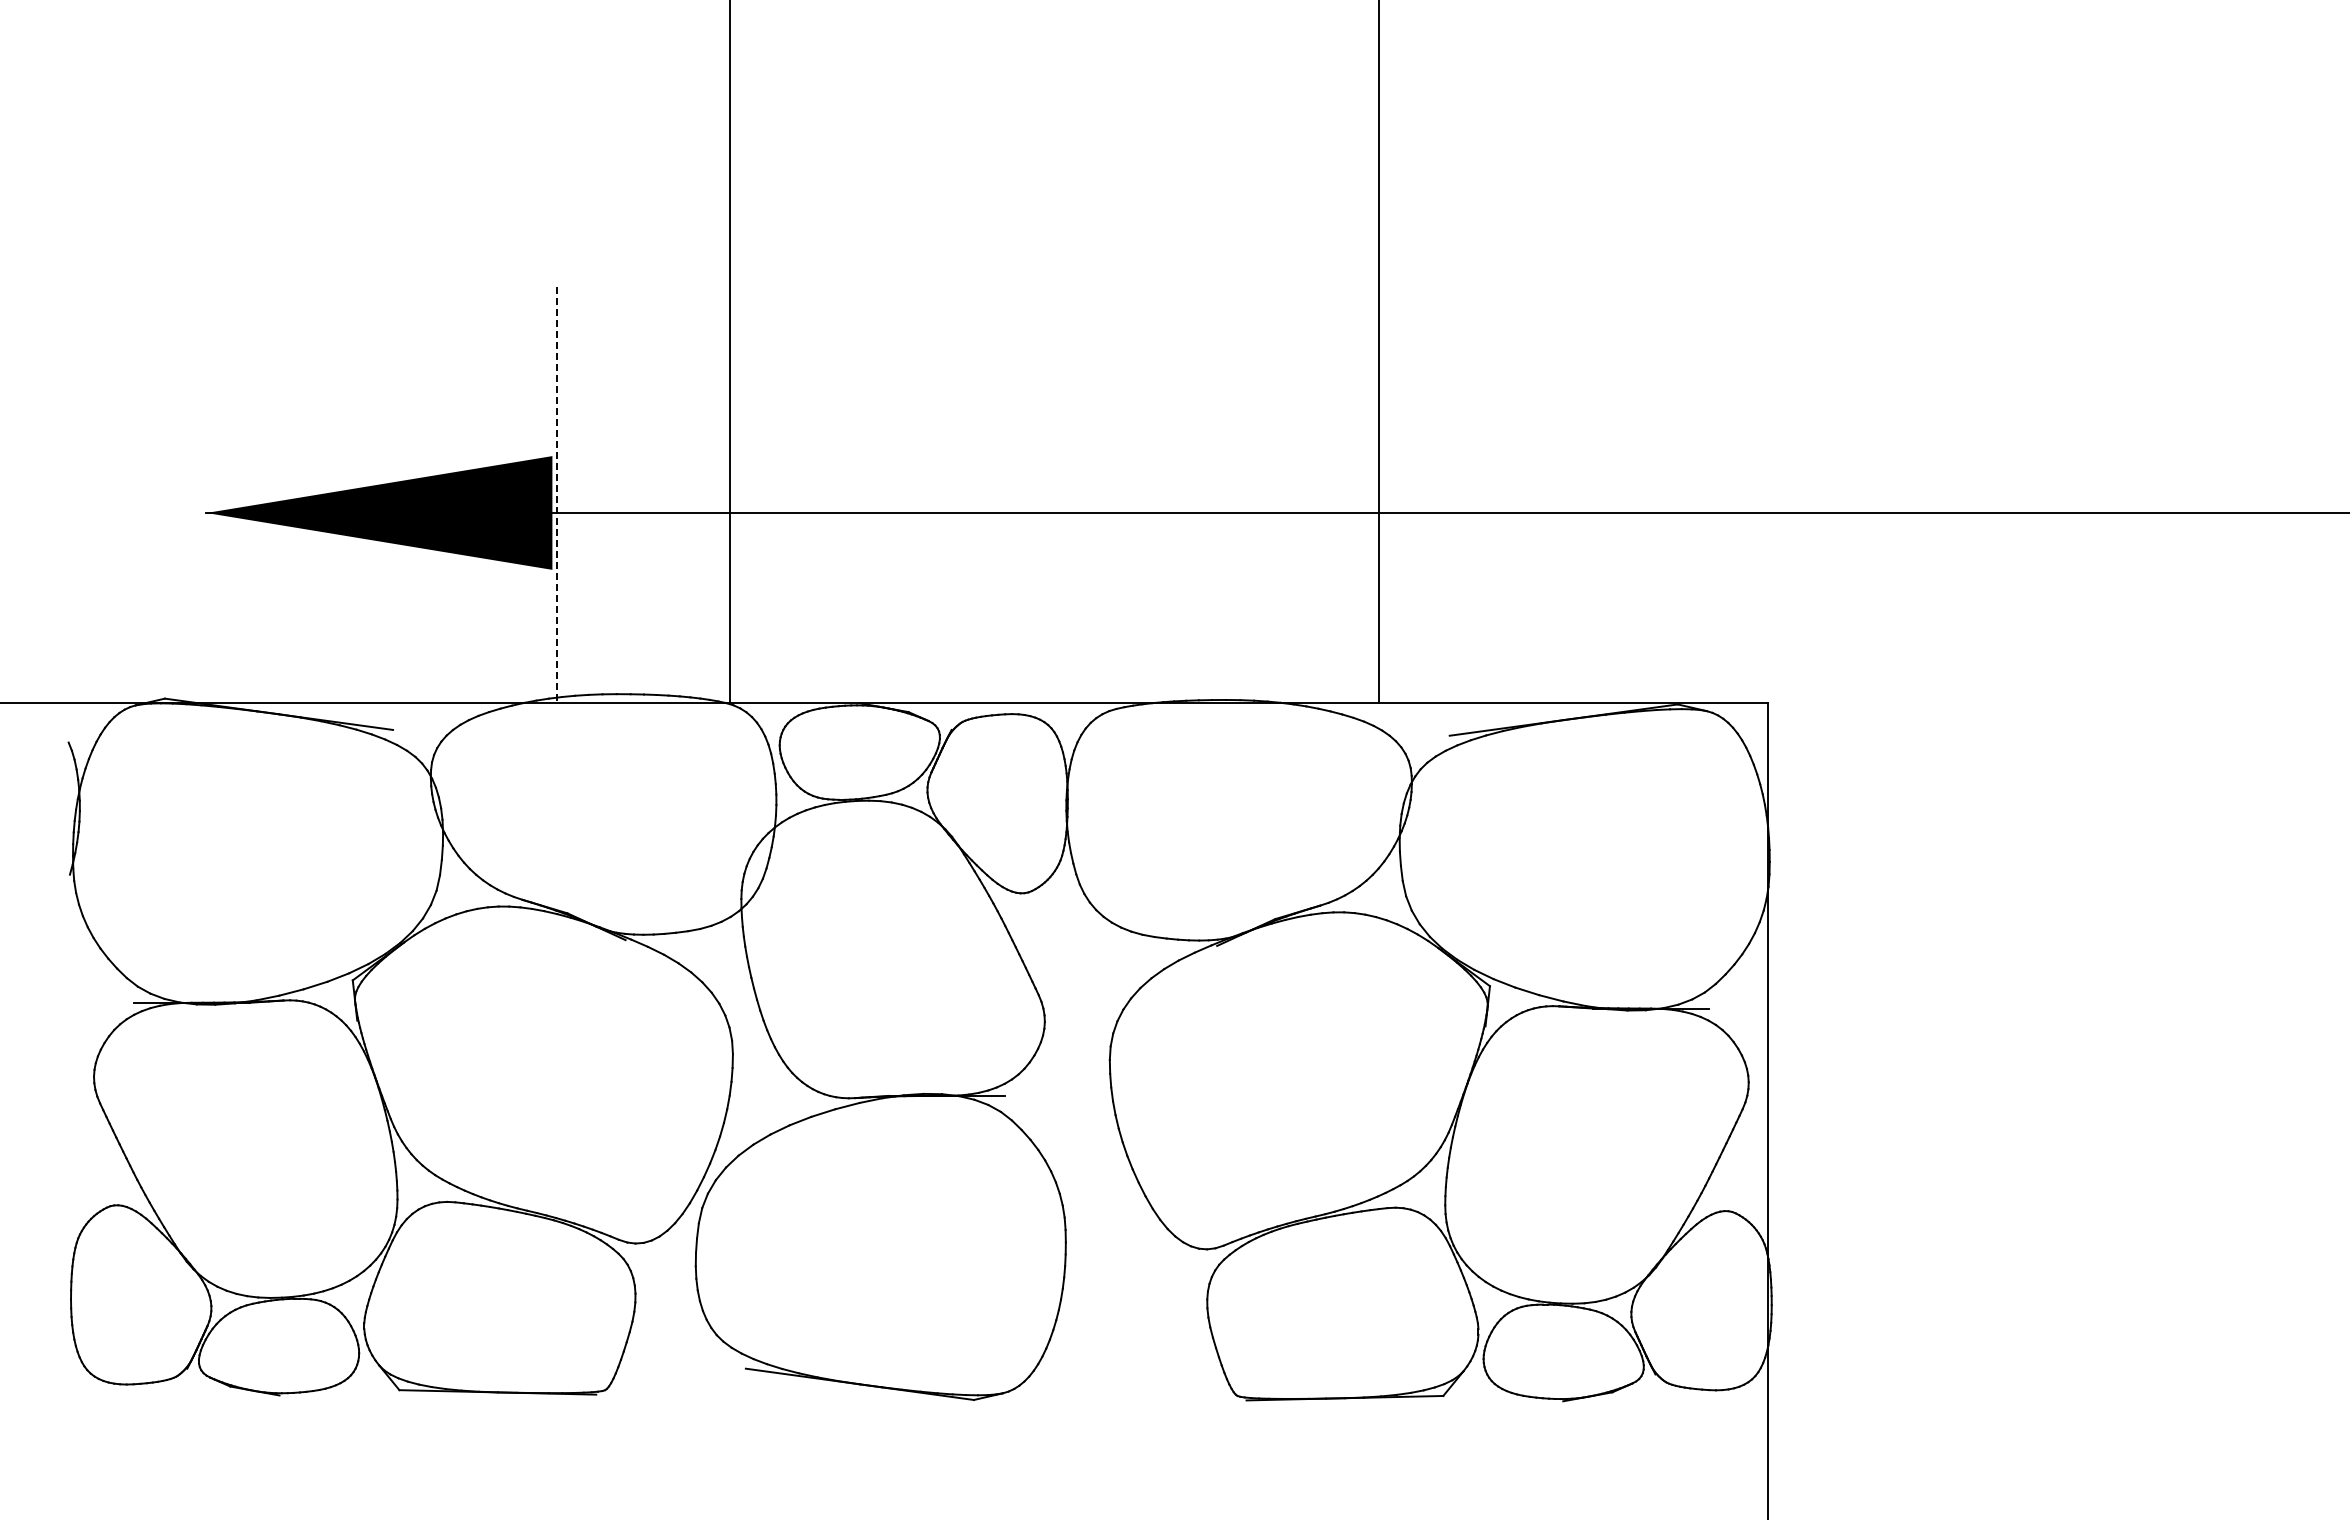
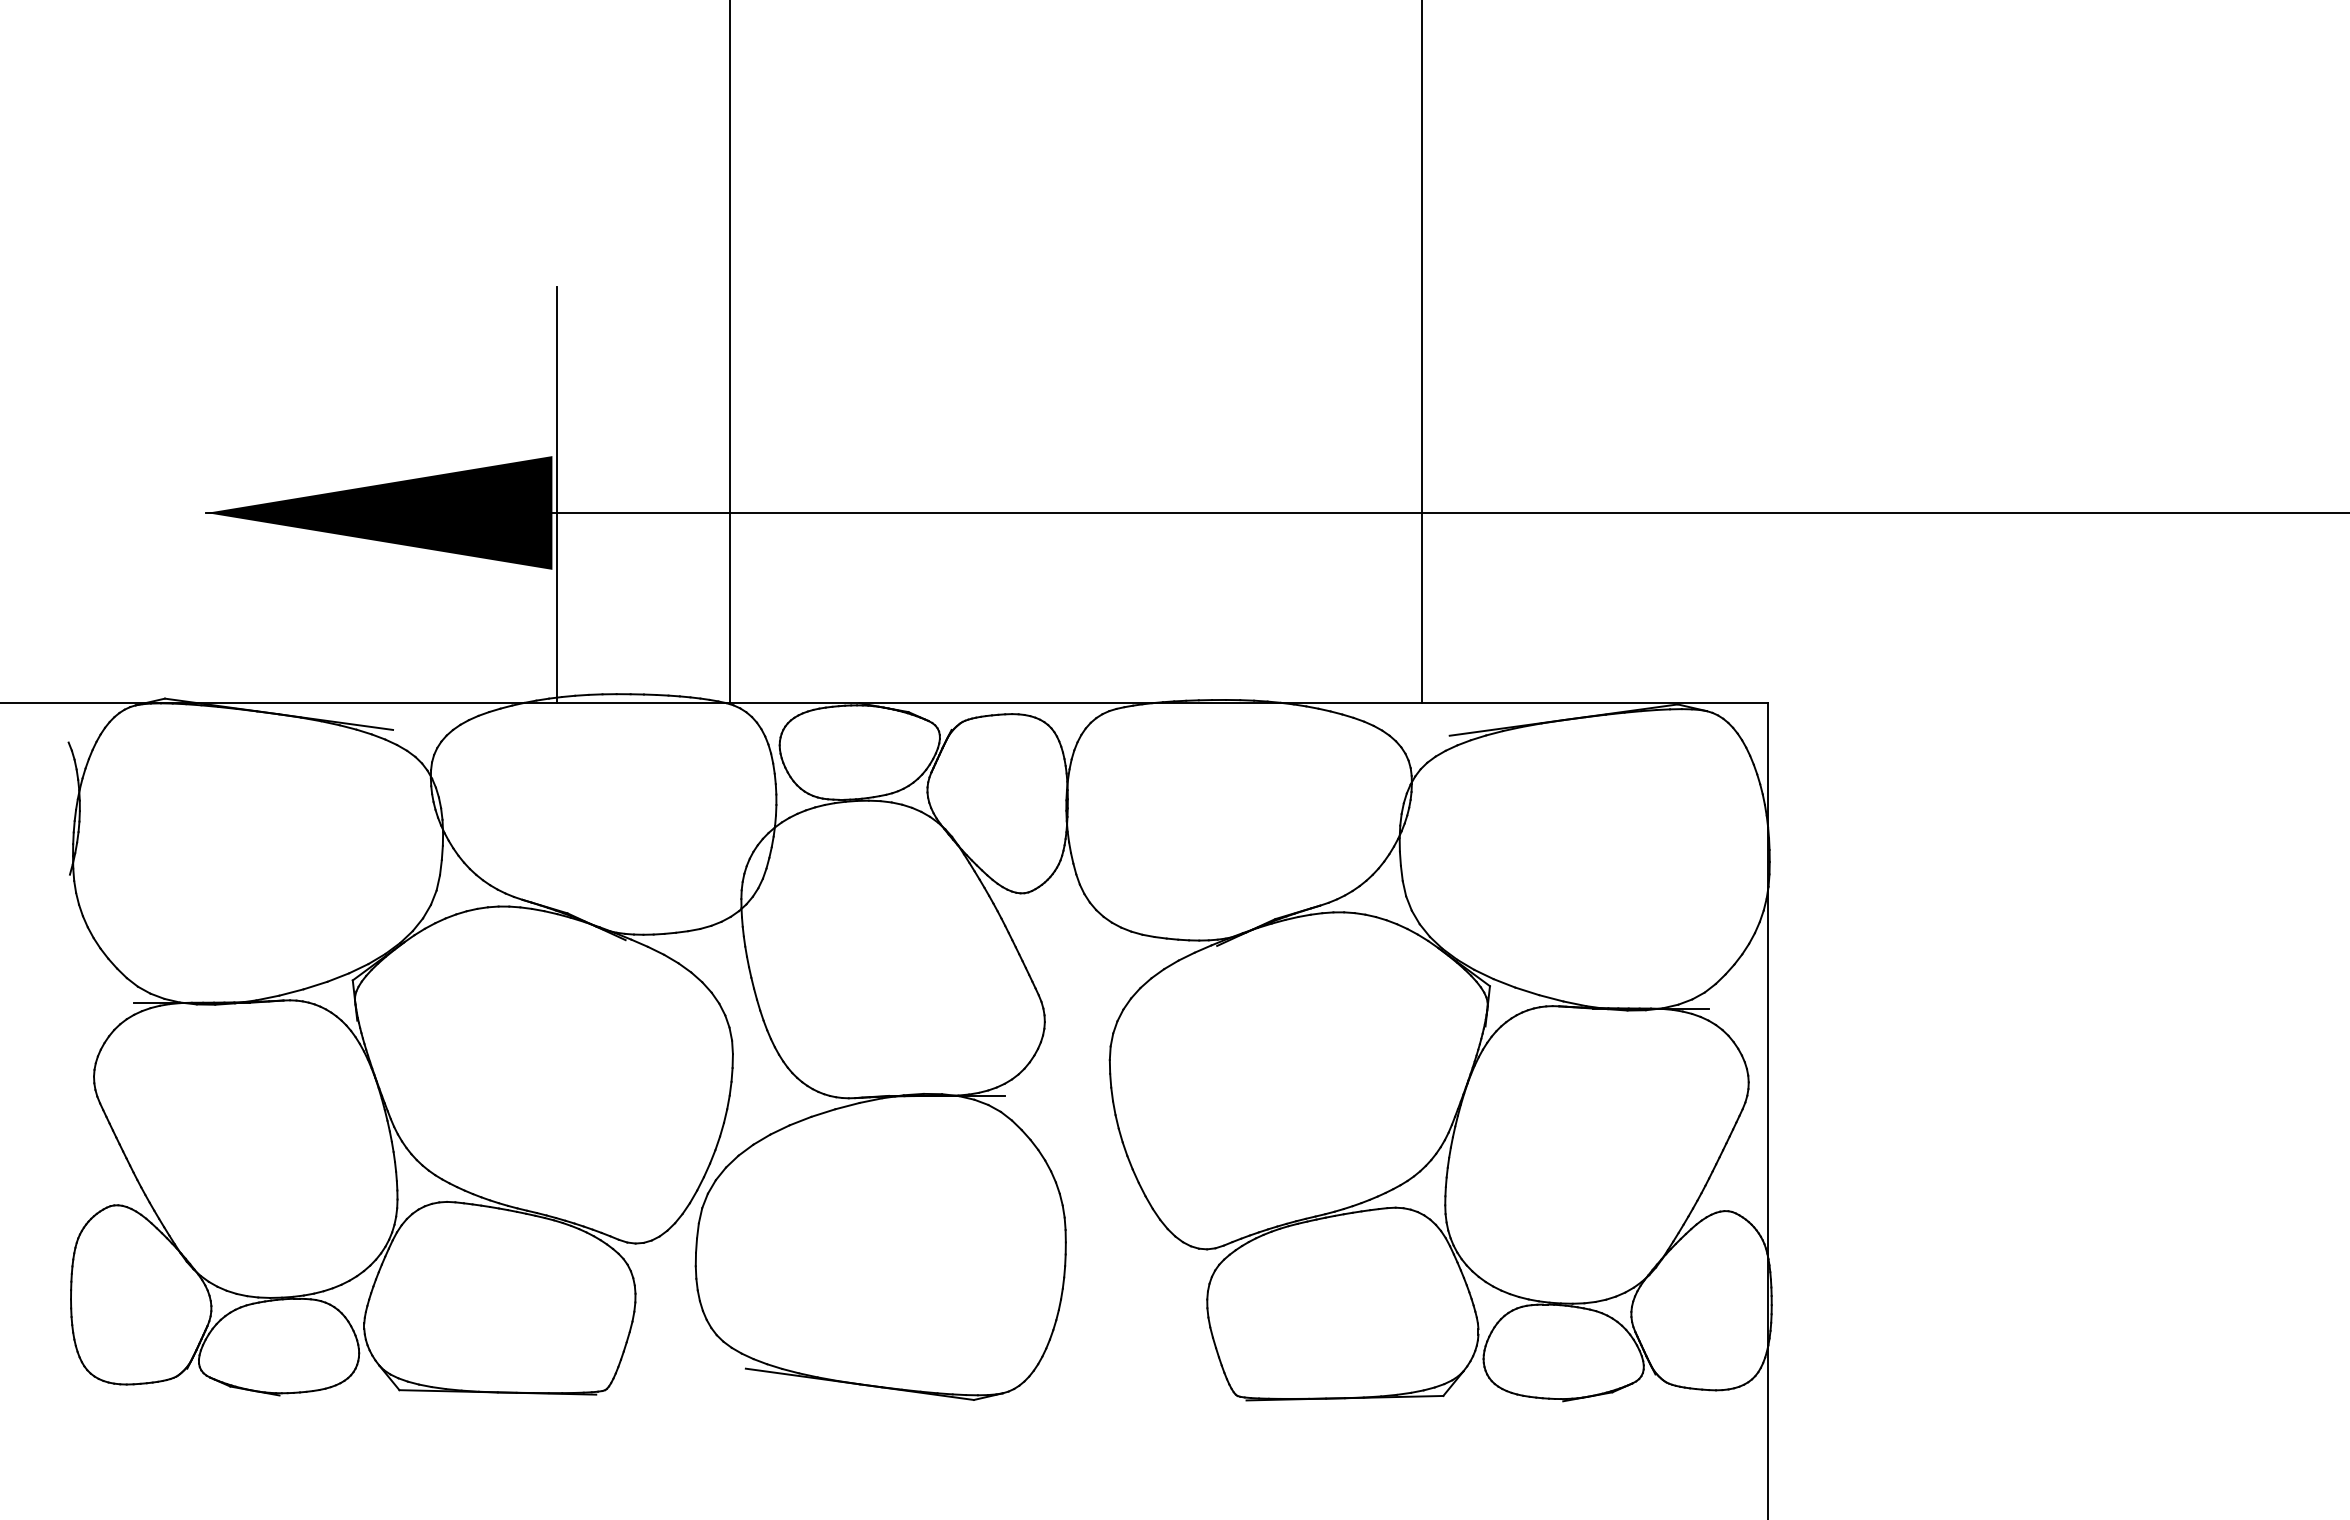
line position: (1378, 352) -> (1421, 352) (1421, 352)
line: dashed -> solid (556, 495)
